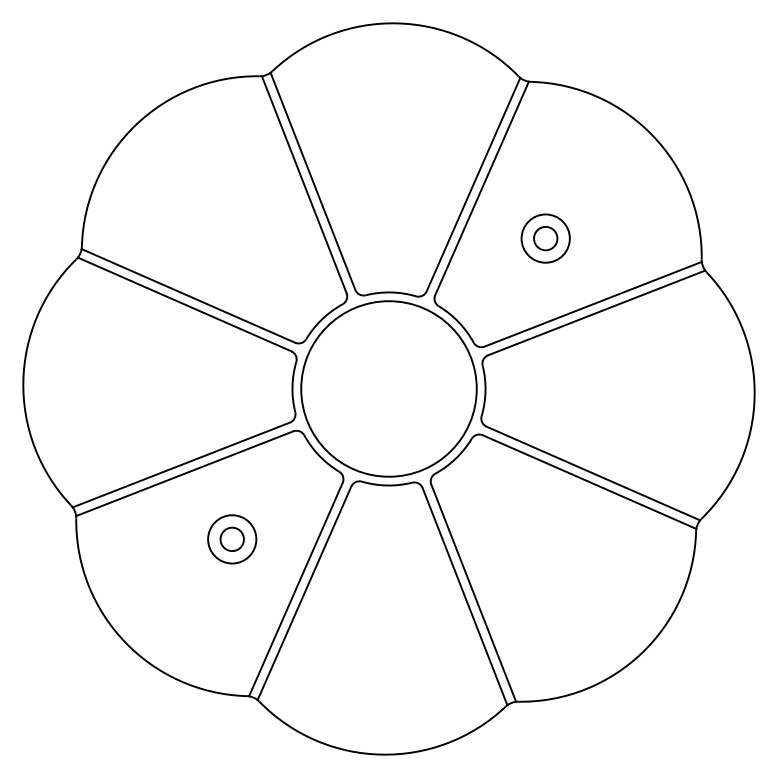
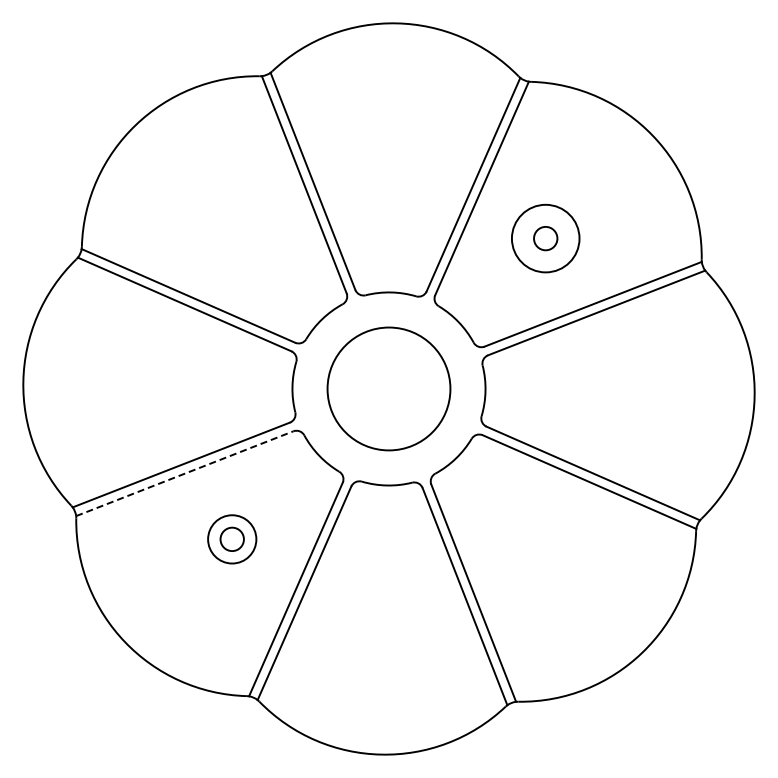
circle diameter: 48 px -> 68 px (545, 238)
circle diameter: 176 px -> 123 px (388, 388)
line: solid -> dashed (184, 473)
